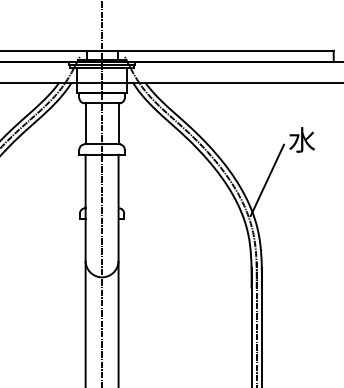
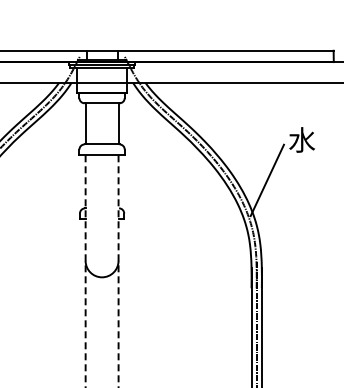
line: present -> none (102, 193)
line: solid -> dashed (85, 270)
line: solid -> dashed (118, 270)
